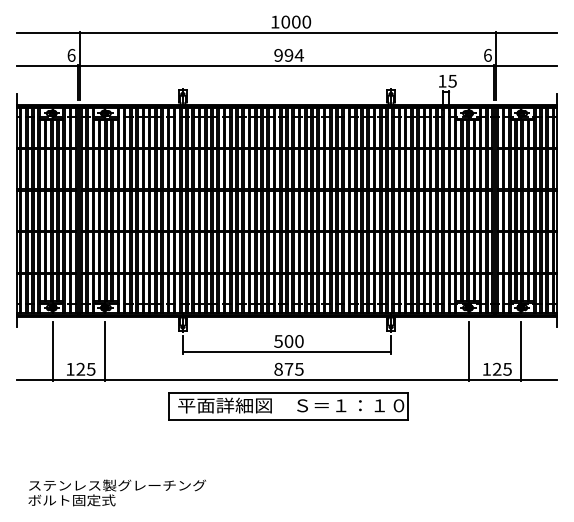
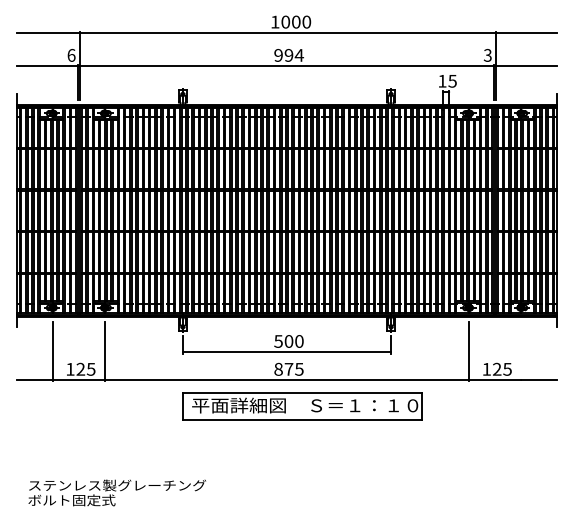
text: 6 -> 3 (487, 55)
line: present -> none (521, 351)
part position: (288, 406) -> (302, 406) (302, 406)
